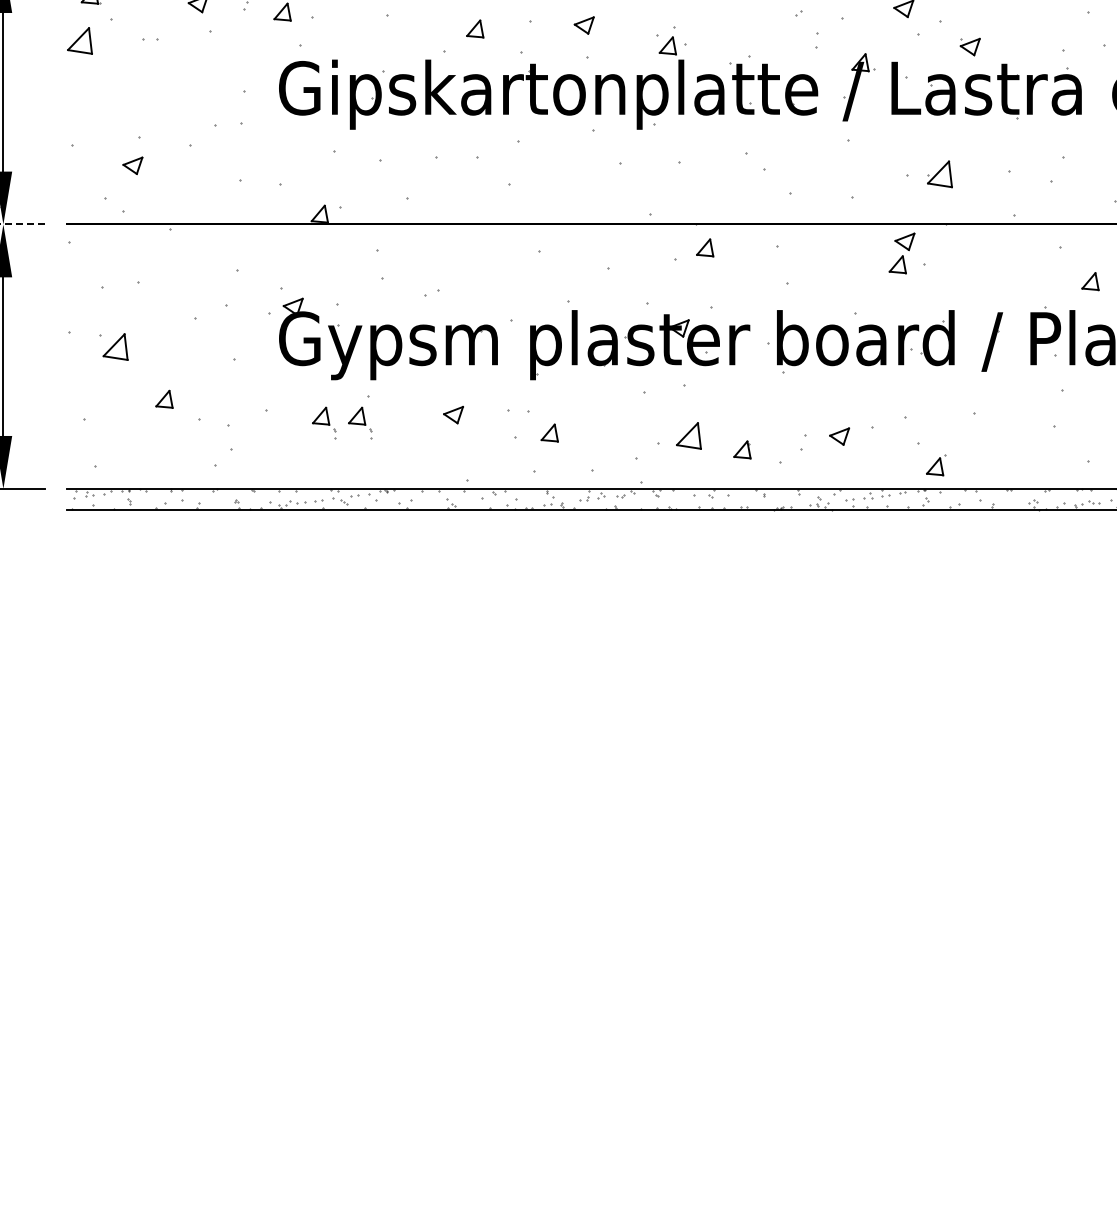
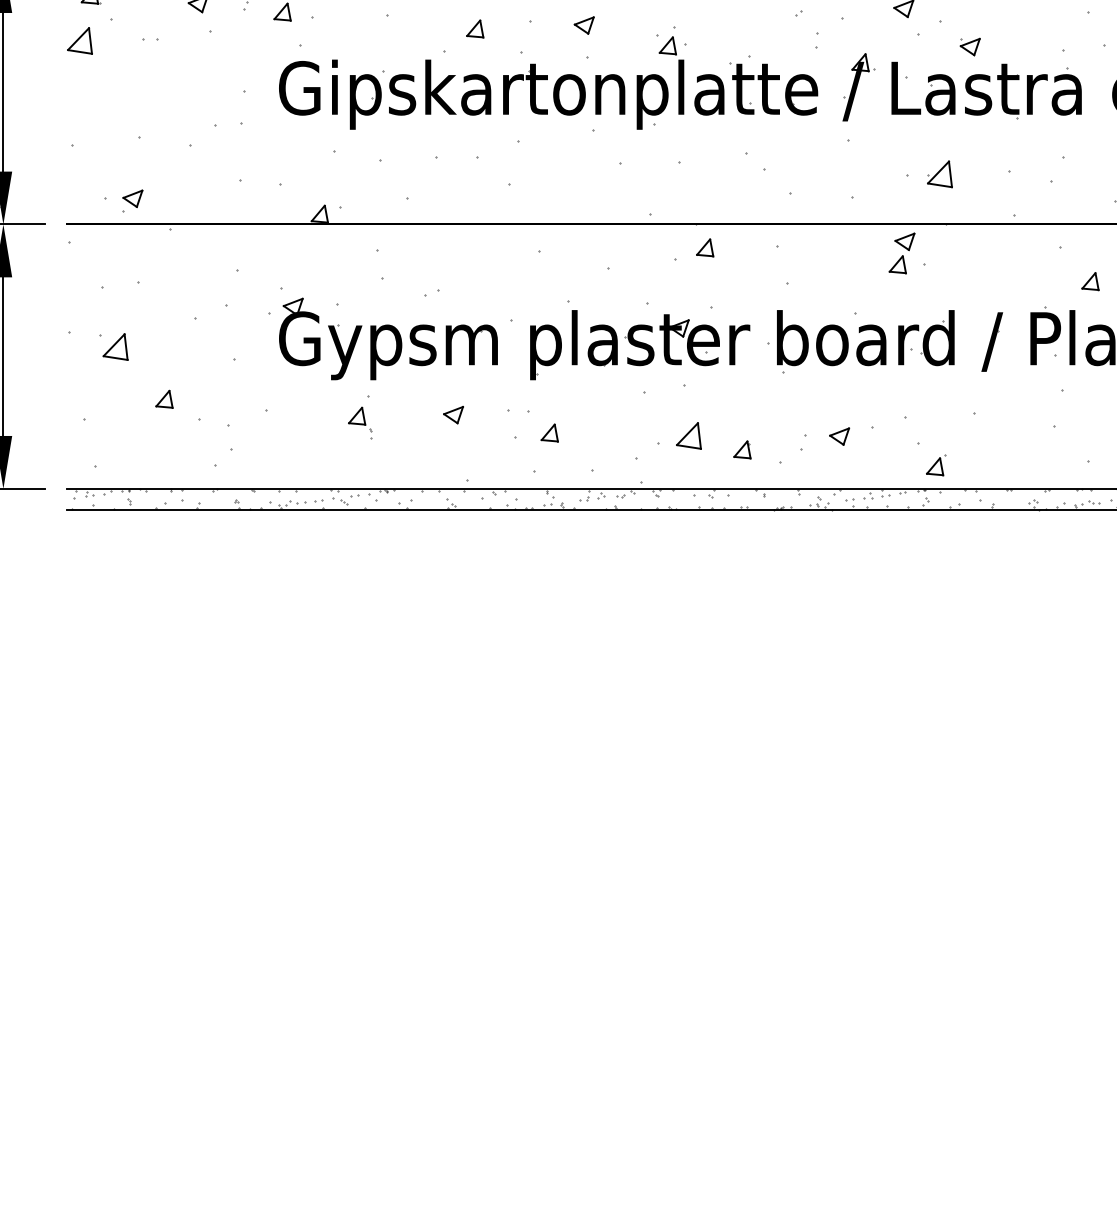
part position: (132, 165) -> (132, 198) (132, 198)
line: dashed -> solid (22, 224)
part: present -> none (324, 422)
